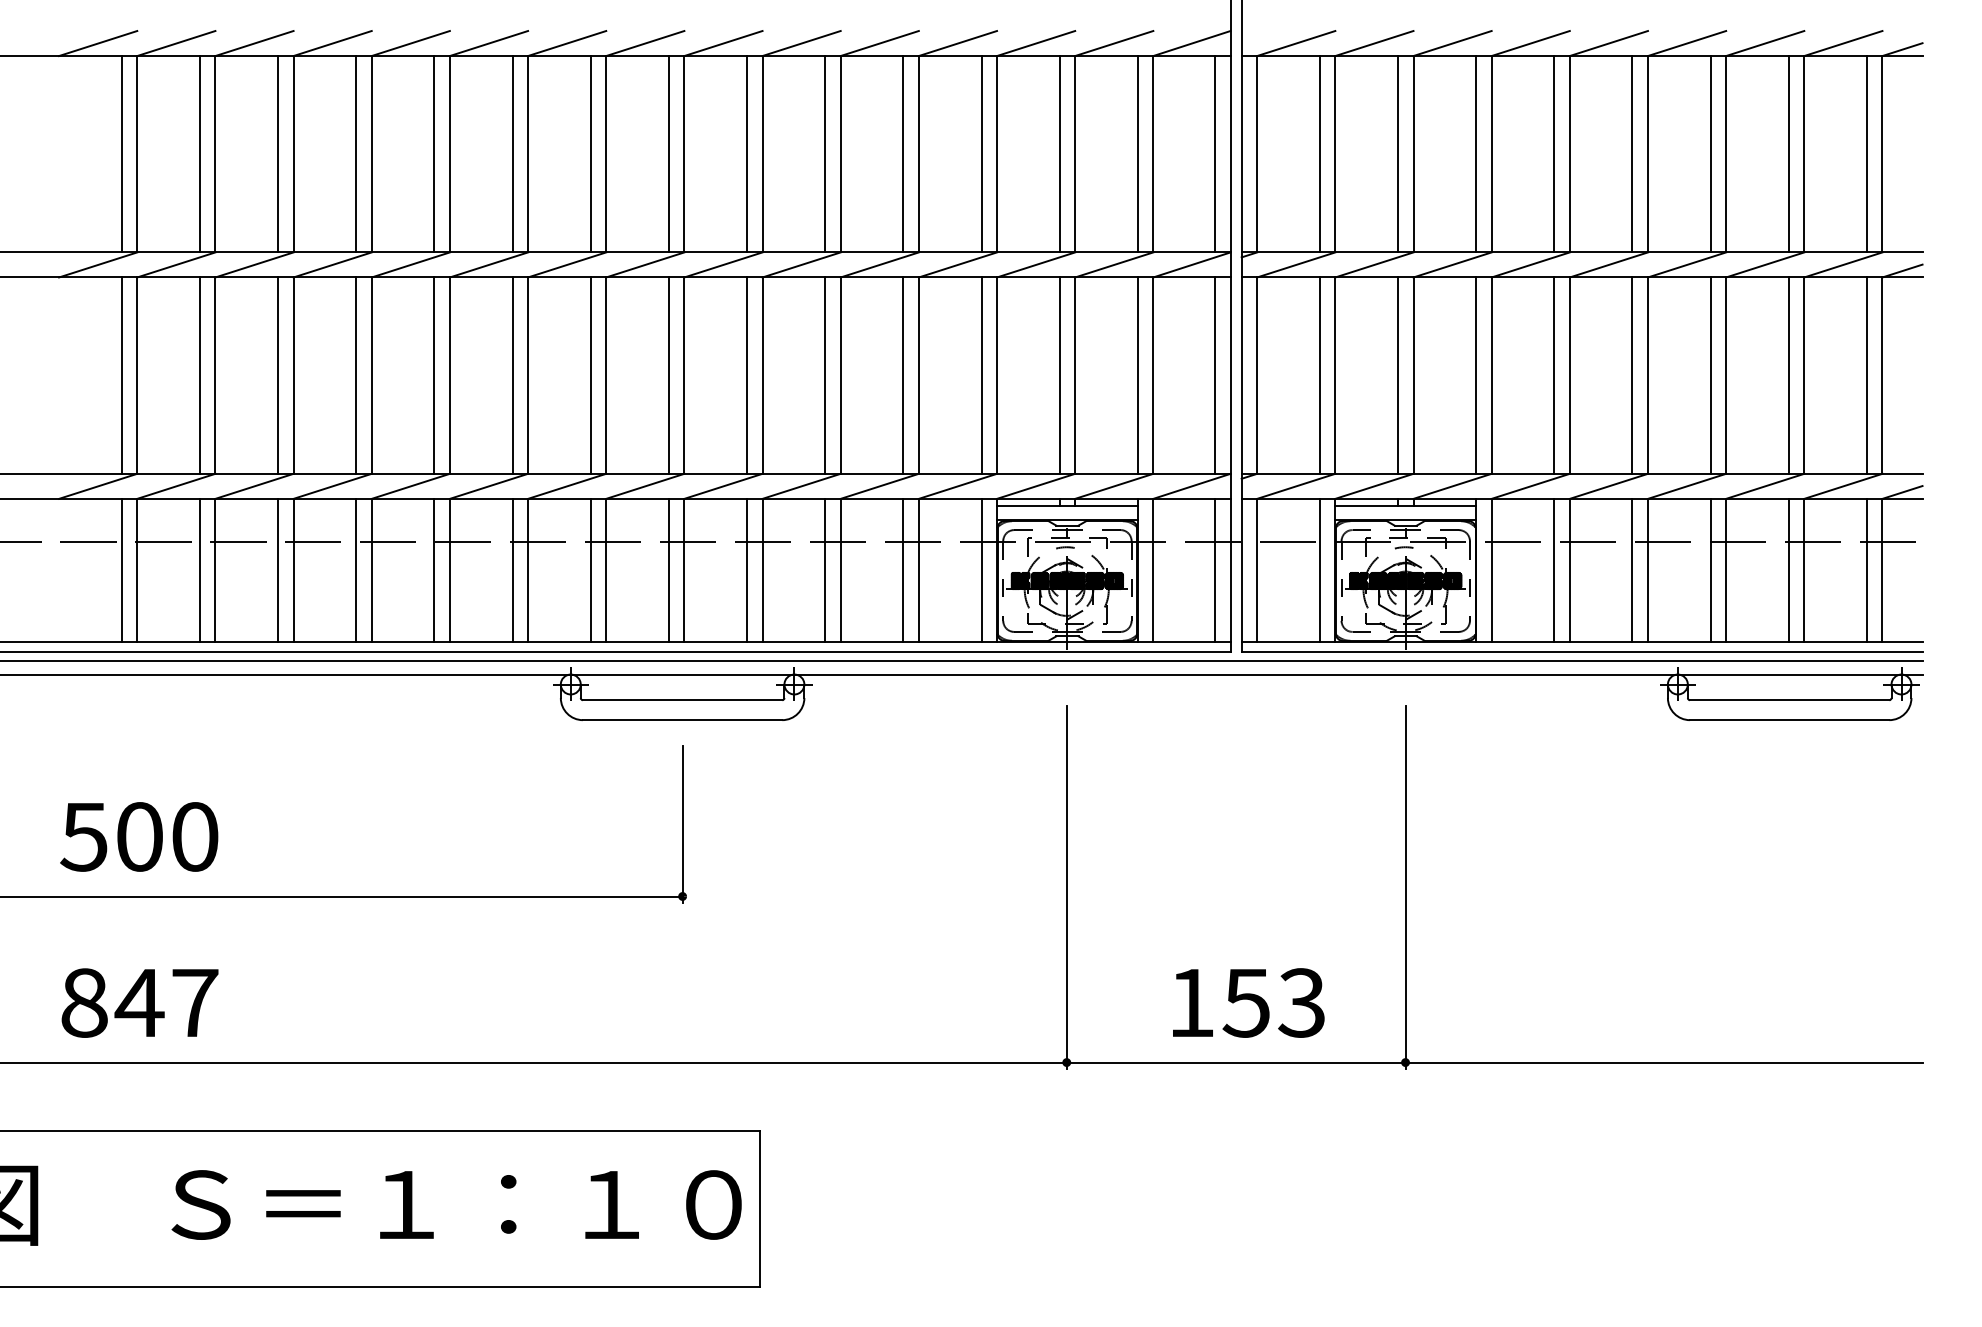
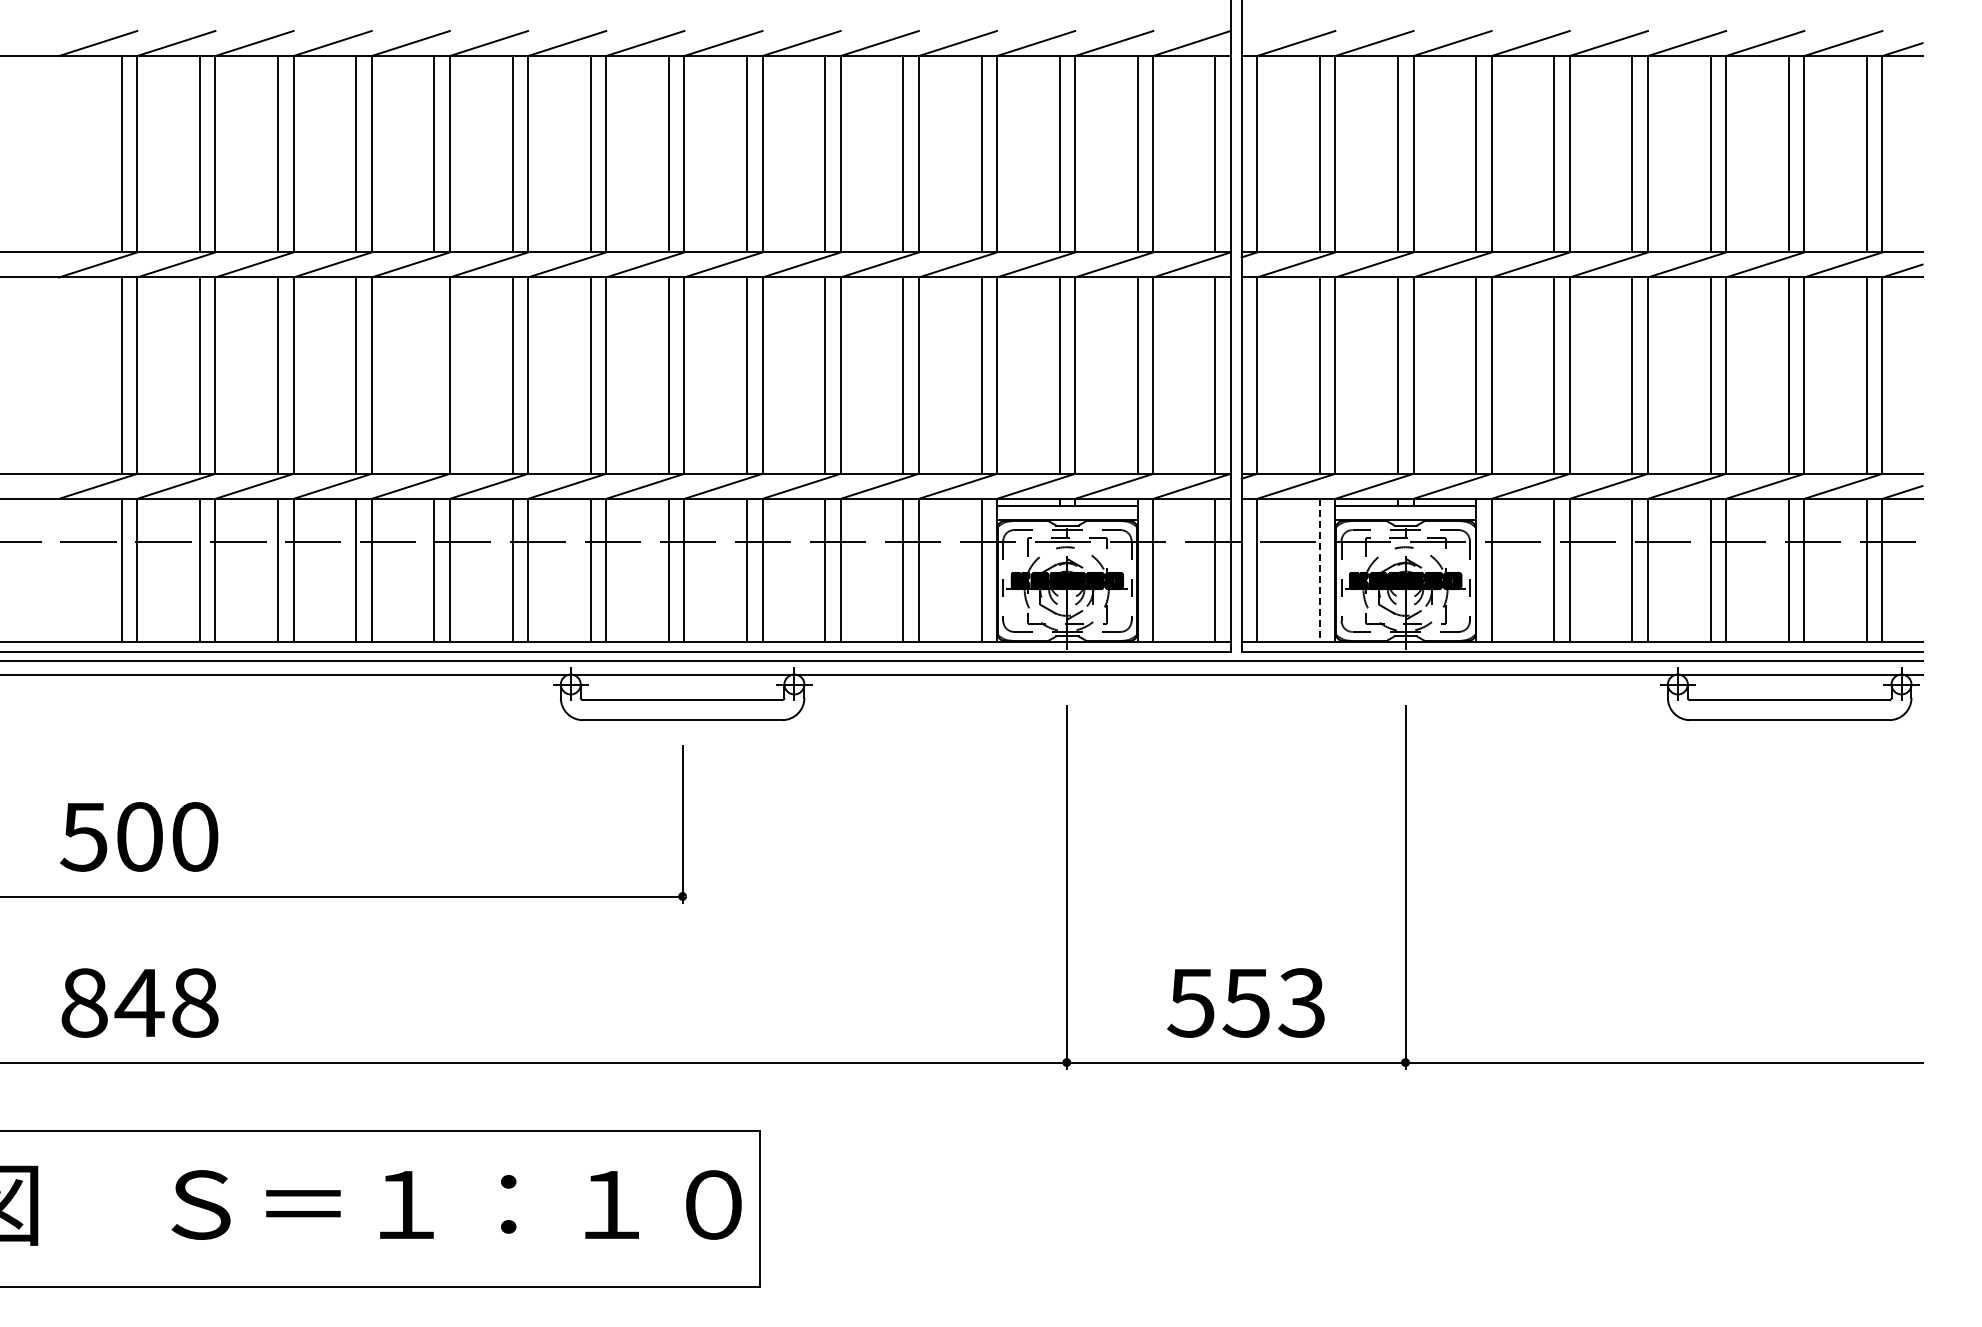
line: present -> none (434, 375)
line: solid -> dashed (1319, 570)
text: 847 -> 848 (195, 1002)
text: 153 -> 553 (1190, 1003)
